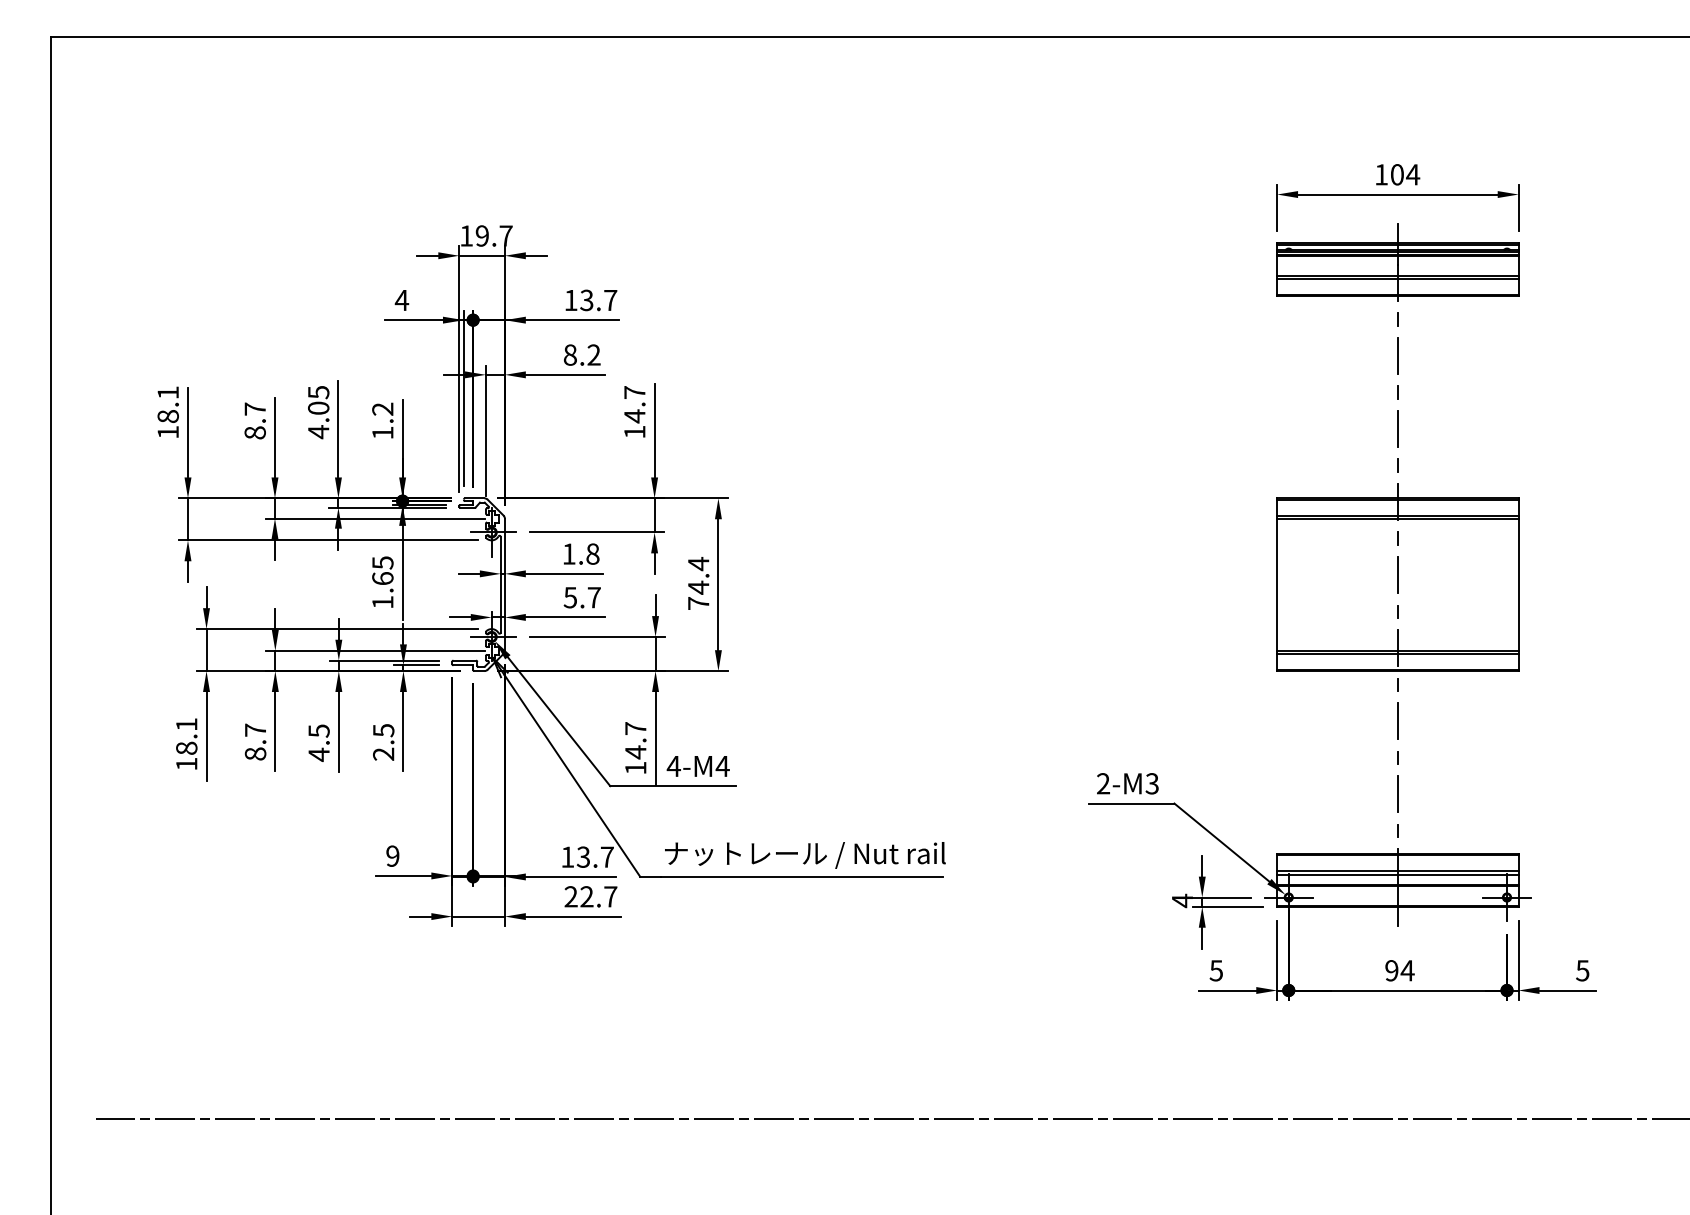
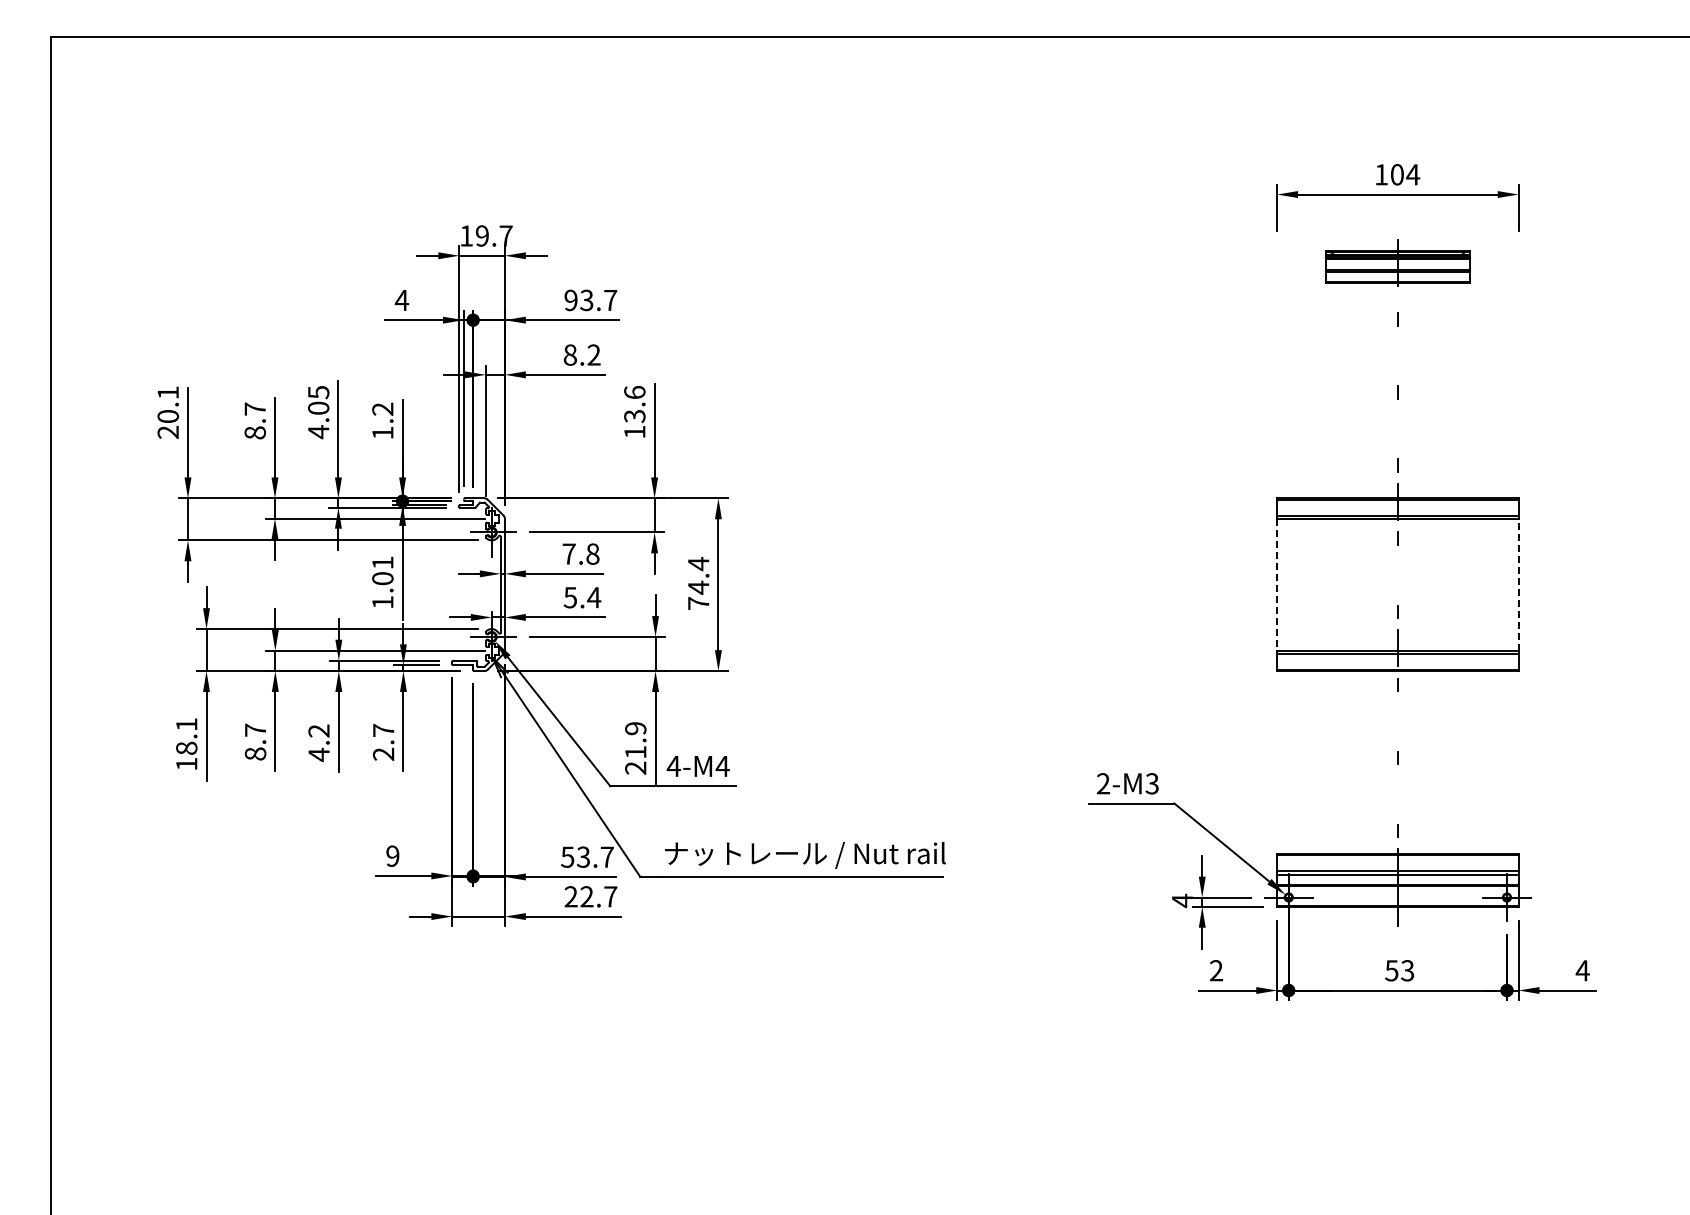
part size: 244x79 px -> 146x48 px (1397, 262)
text: 13.7 -> 93.7 (570, 300)
line: present -> none (1397, 355)
text: 14.7 -> 13.6 (634, 404)
text: 18.1 -> 20.1 (167, 424)
line: present -> none (1397, 428)
text: 1.8 -> 7.8 (568, 553)
text: 1.65 -> 1.01 (382, 570)
line: present -> none (1397, 574)
line: solid -> dashed (1277, 584)
line: solid -> dashed (1518, 584)
text: 5.7 -> 5.4 (594, 597)
line: present -> none (1397, 720)
text: 4.5 -> 4.2 (318, 730)
text: 2.5 -> 2.7 (383, 730)
text: 14.7 -> 21.9 (635, 748)
line: present -> none (1397, 793)
text: 13.7 -> 53.7 (567, 856)
text: 5 -> 2 (1215, 970)
text: 94 -> 53 (1399, 970)
text: 5 -> 4 (1582, 970)
line: present -> none (890, 1118)
